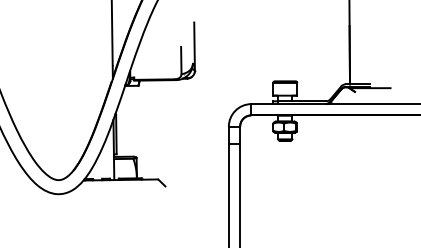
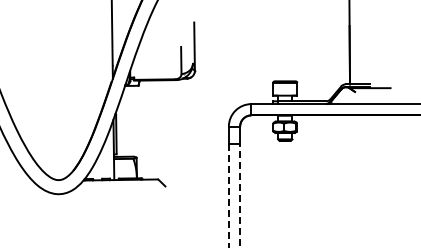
line: solid -> dashed (228, 195)
line: solid -> dashed (240, 195)
